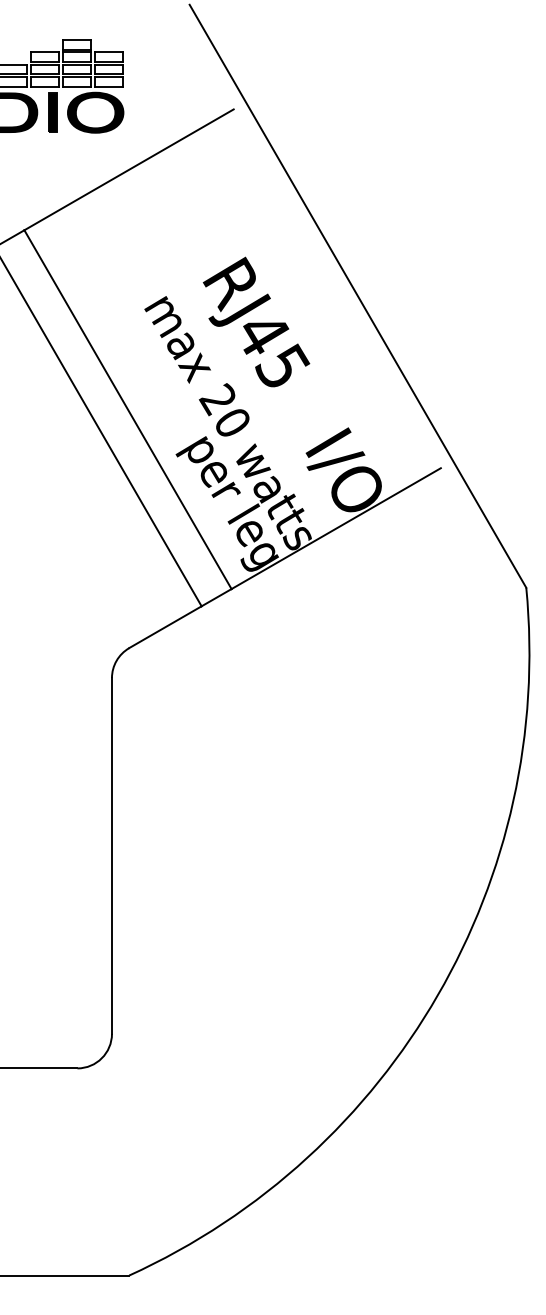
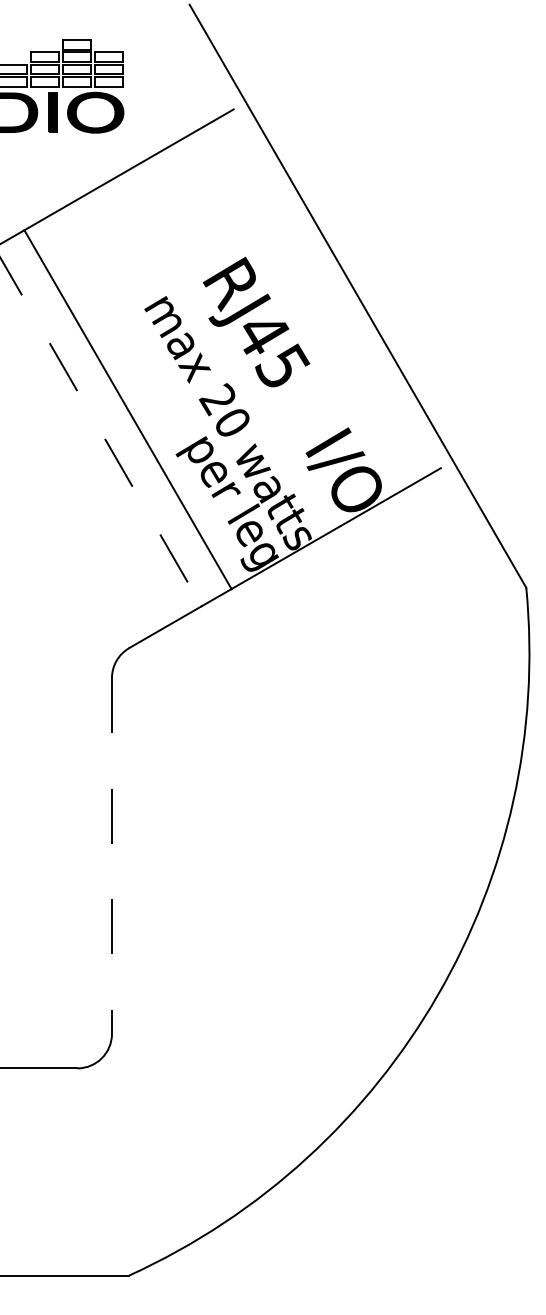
line: solid -> dashed (101, 432)
line: solid -> dashed (111, 855)
